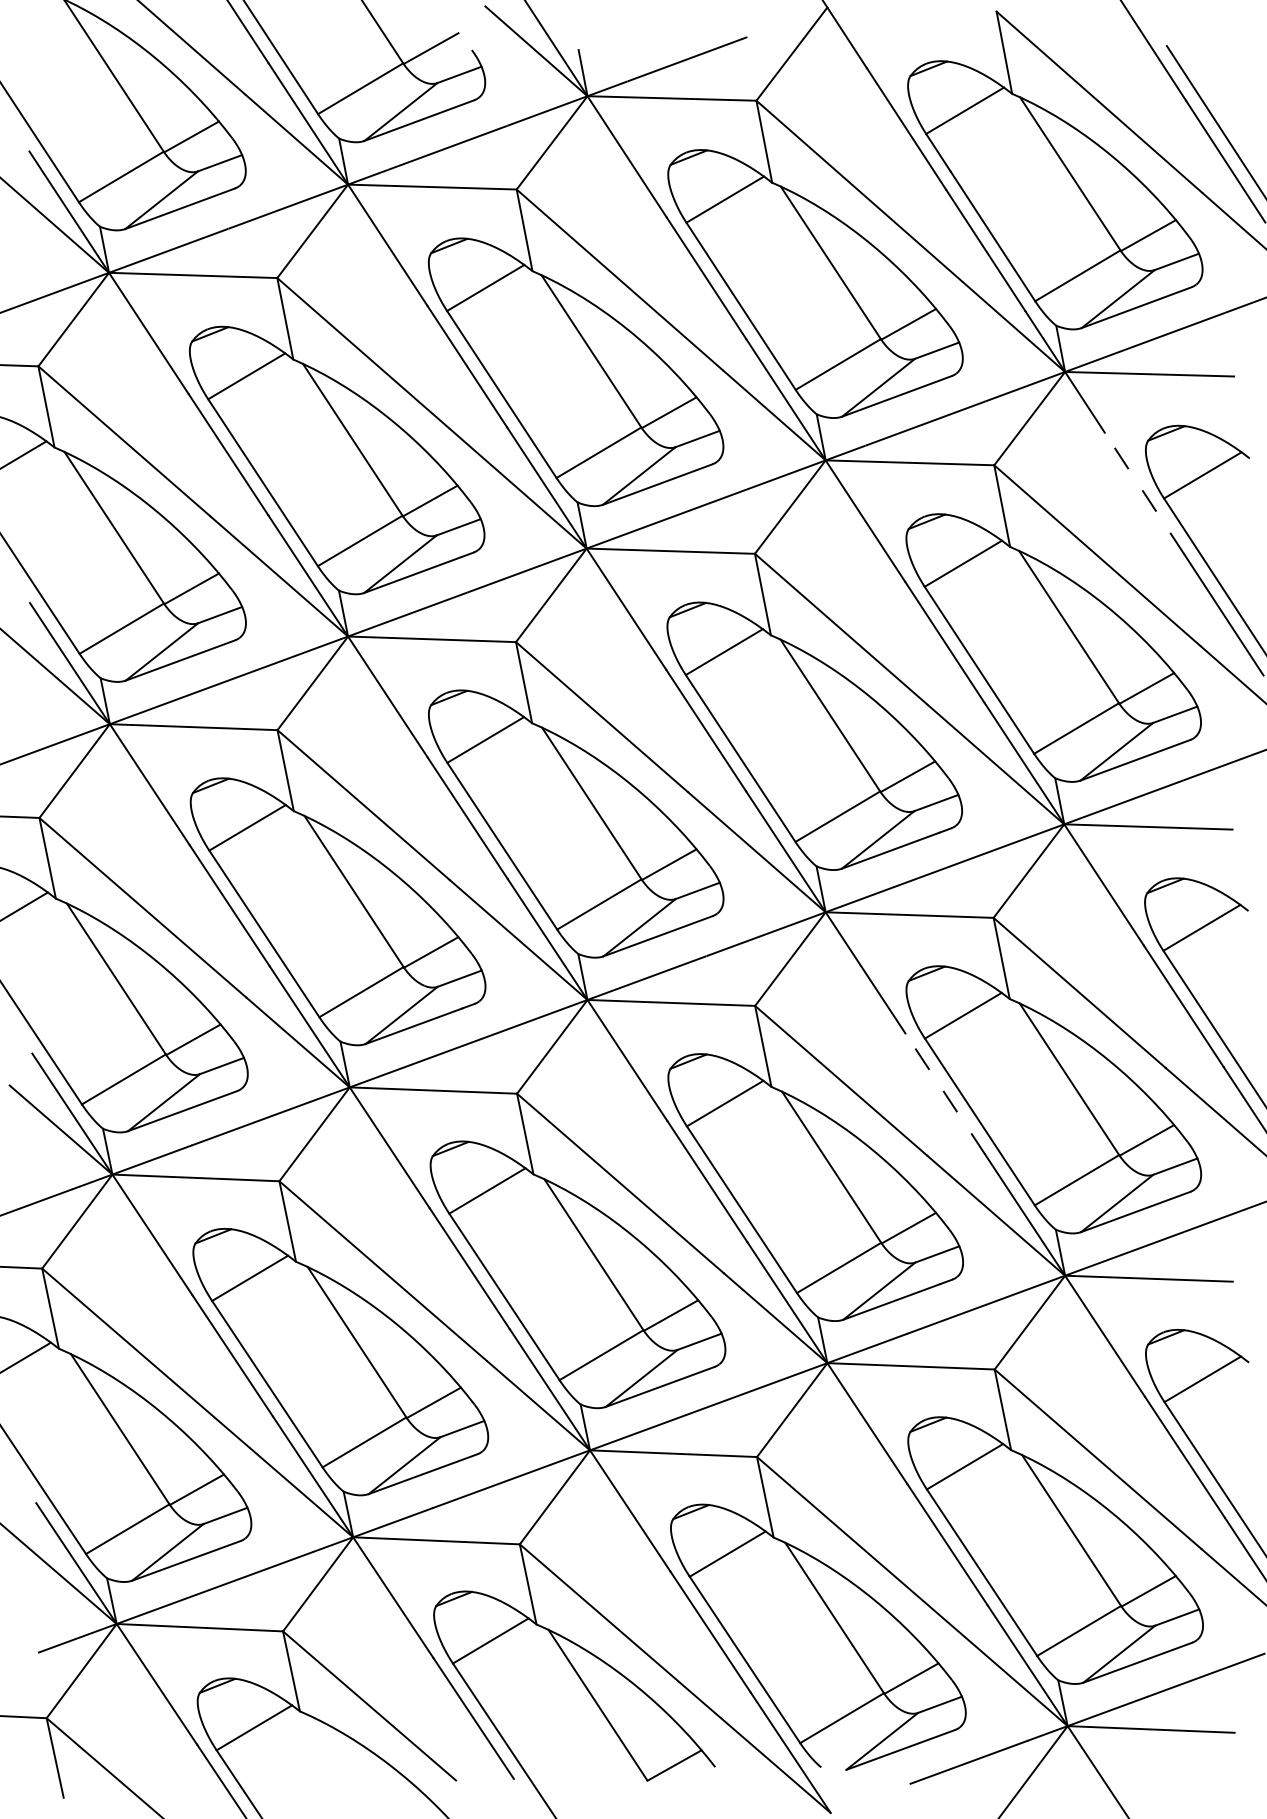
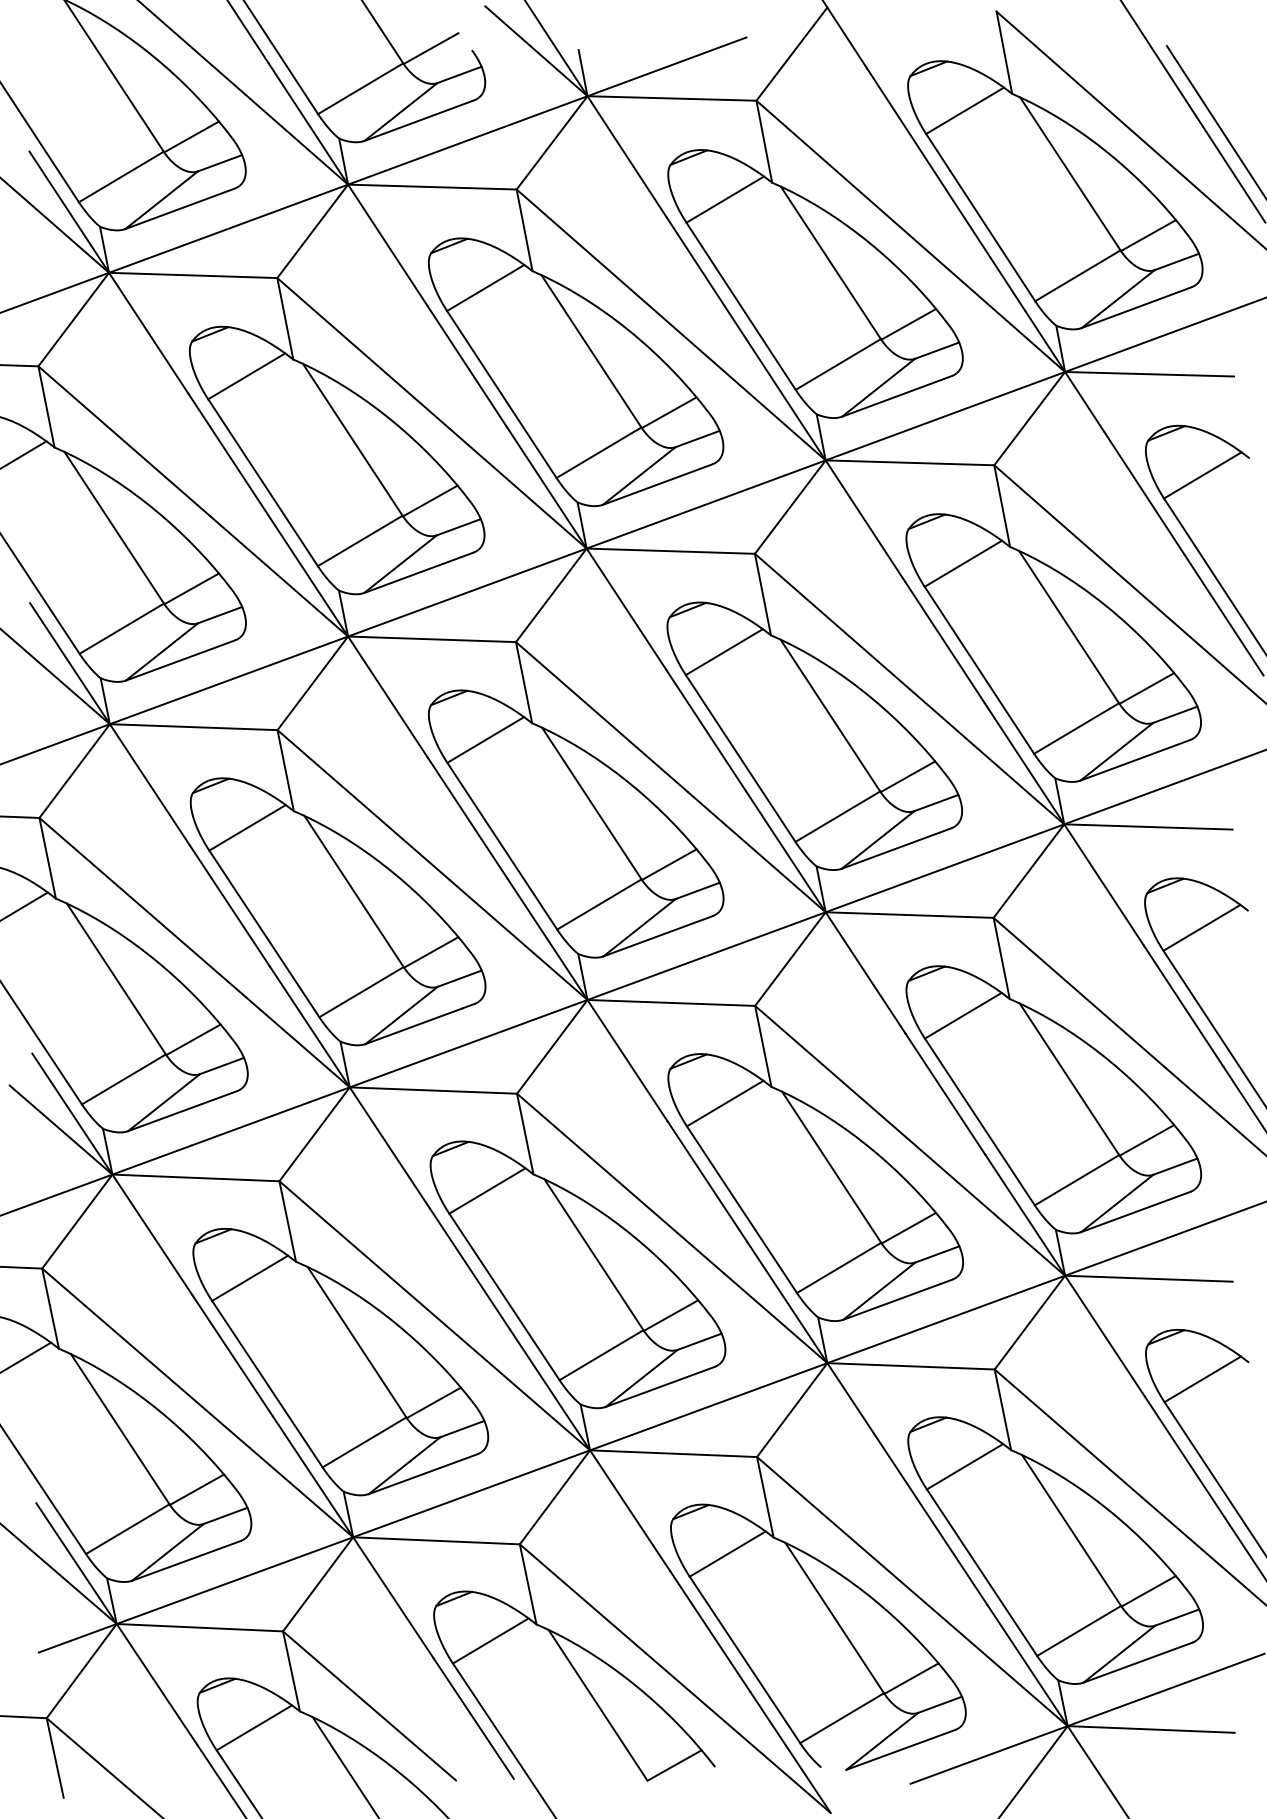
line: dashed -> solid (1144, 493)
line: dashed -> solid (945, 1094)
line: none -> present (344, 1766)
